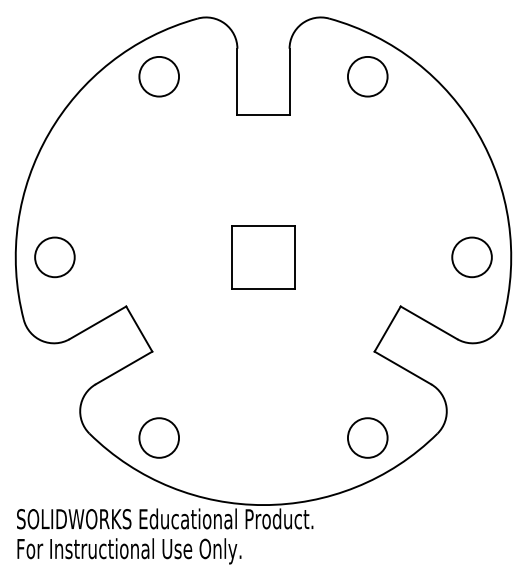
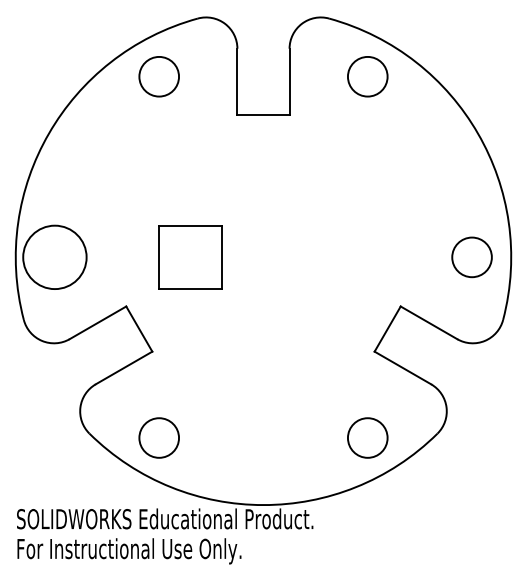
circle diameter: 40 px -> 63 px (54, 257)
part position: (263, 257) -> (190, 257) (190, 257)
